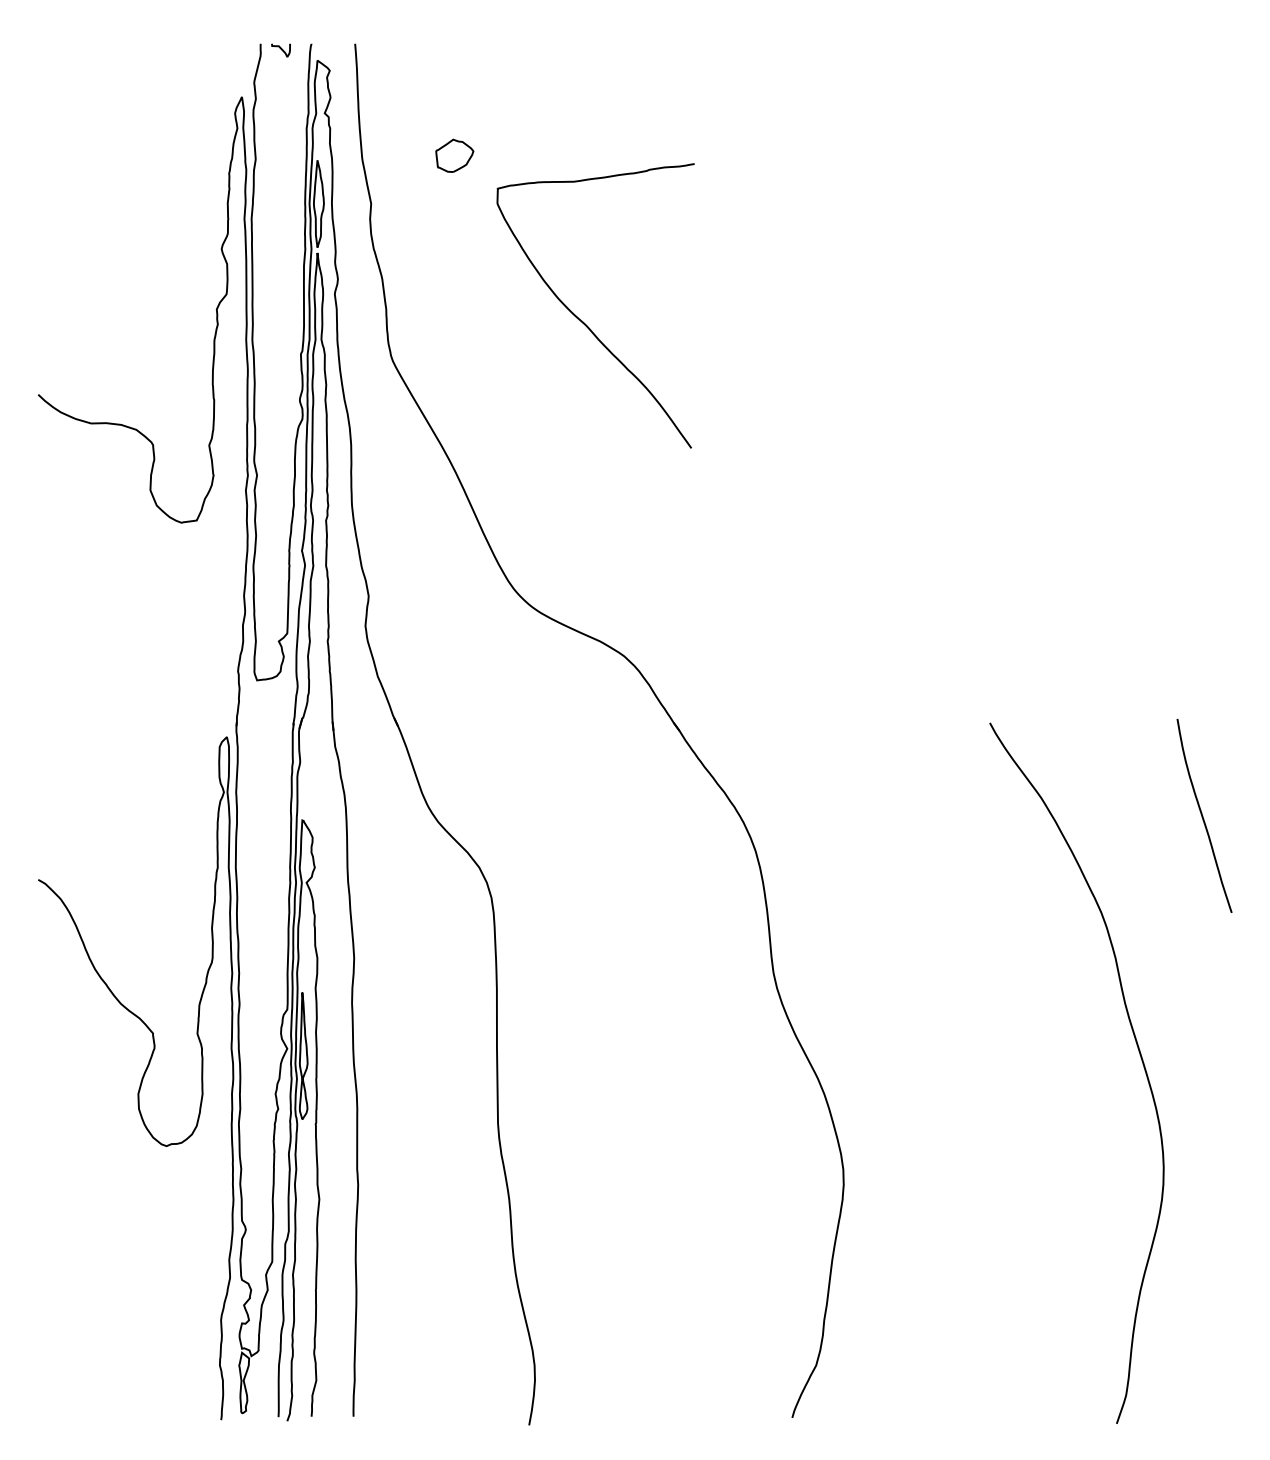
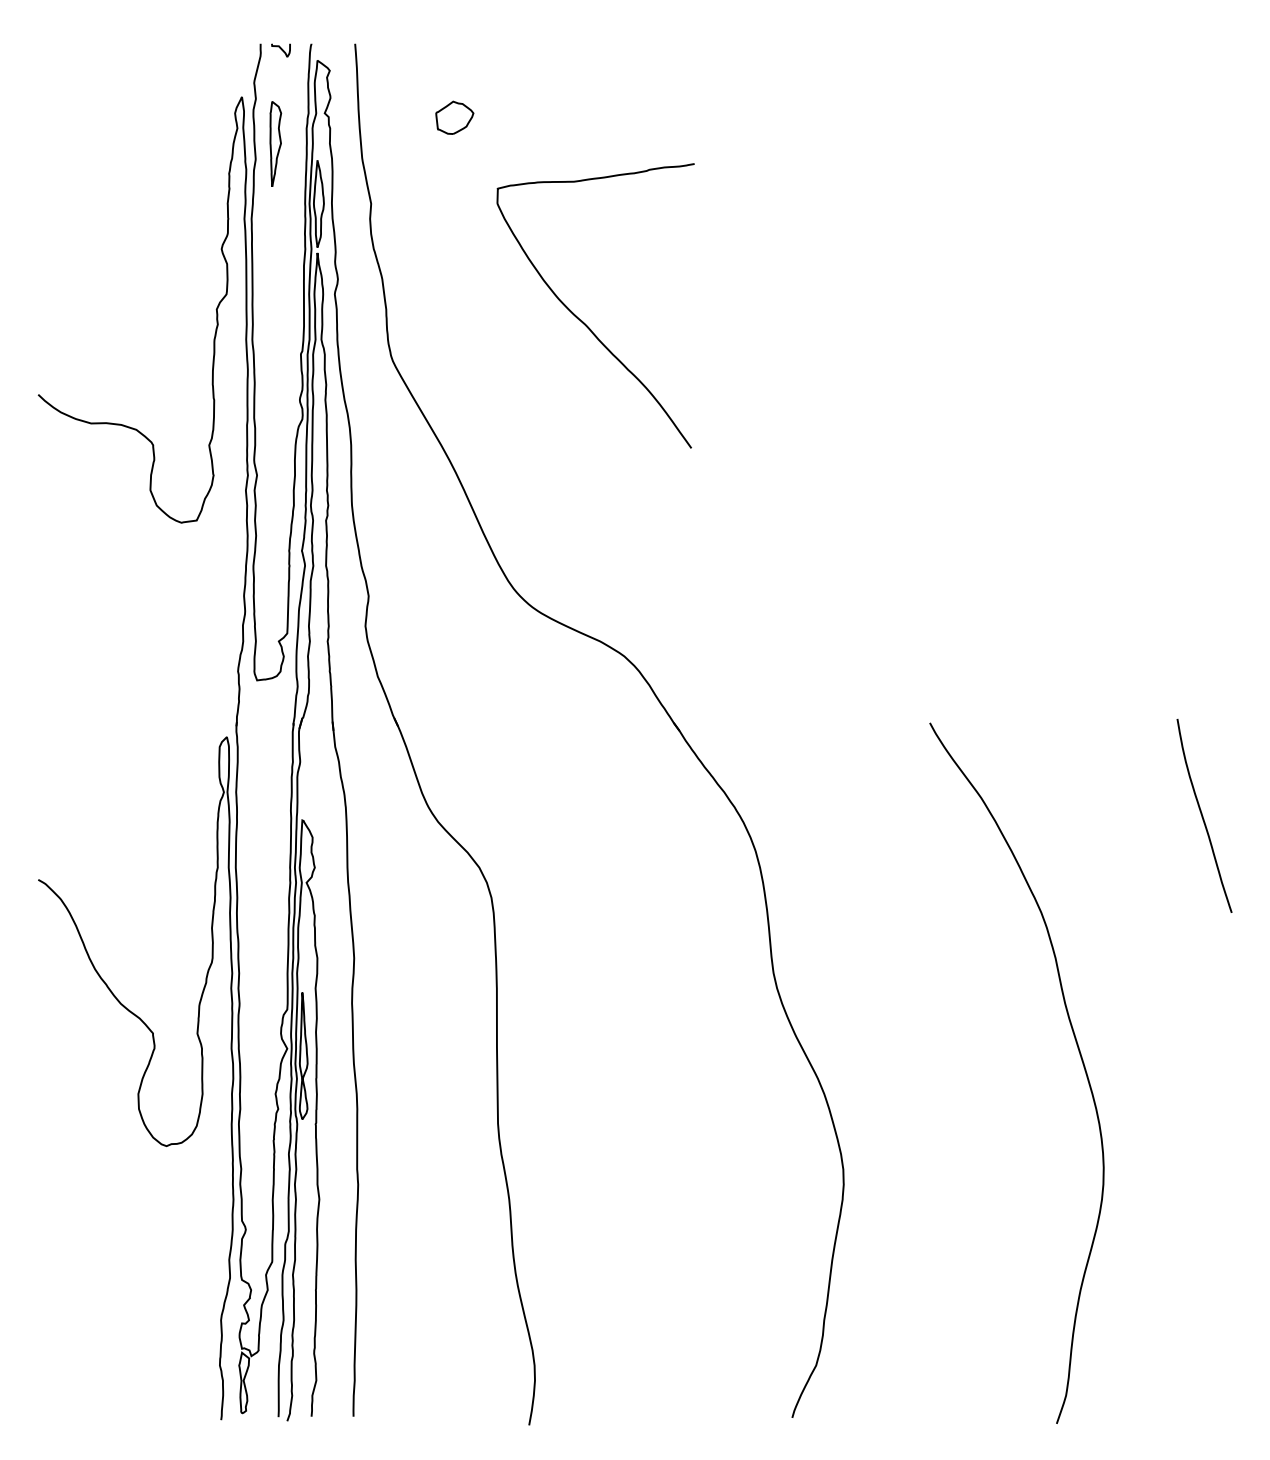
part: none -> present (275, 143)
part position: (454, 155) -> (454, 117) (454, 117)
curve position: (1138, 1051) -> (1078, 1051) (1078, 1051)
